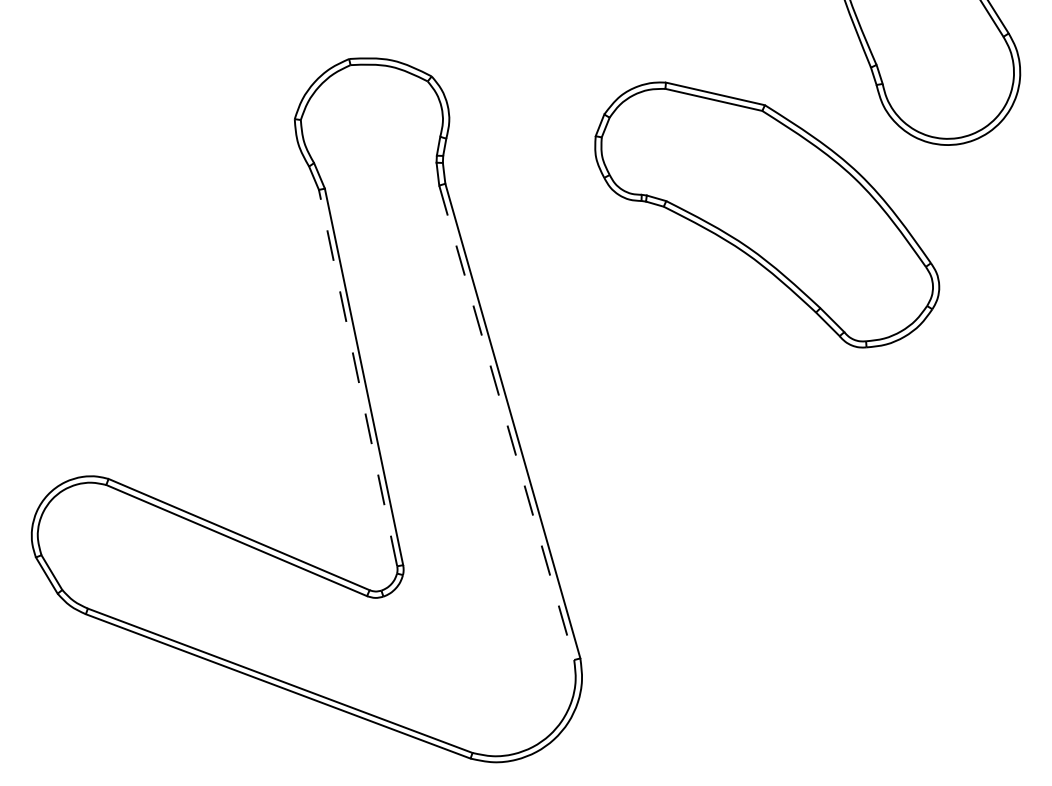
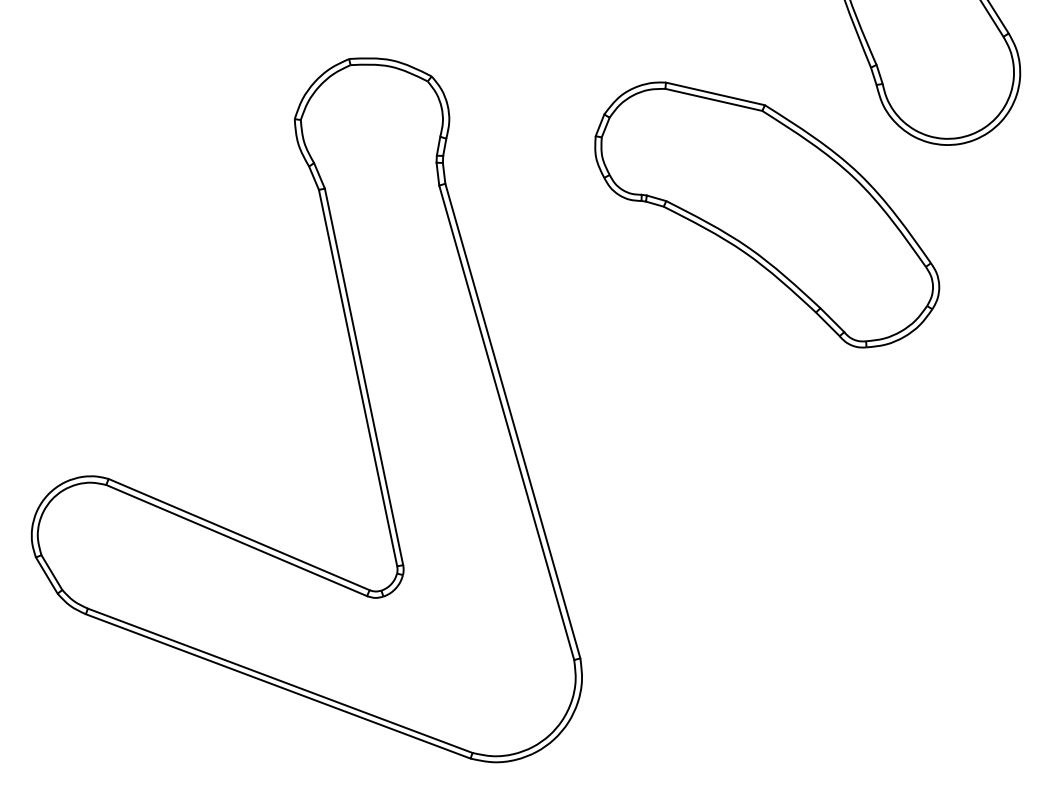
line: dashed -> solid (357, 377)
line: dashed -> solid (506, 422)
